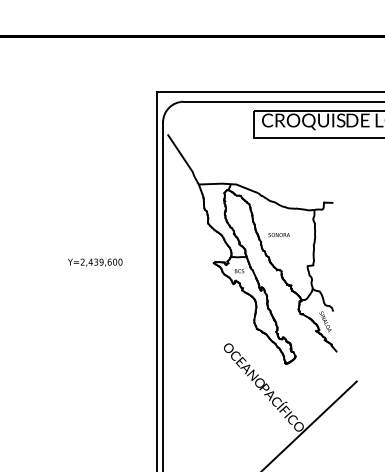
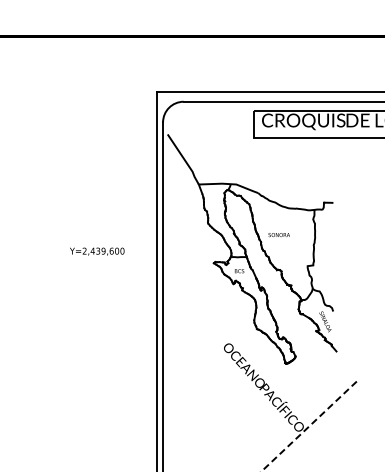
text position: (95, 262) -> (97, 251) (97, 251)
line: solid -> dashed (308, 426)
